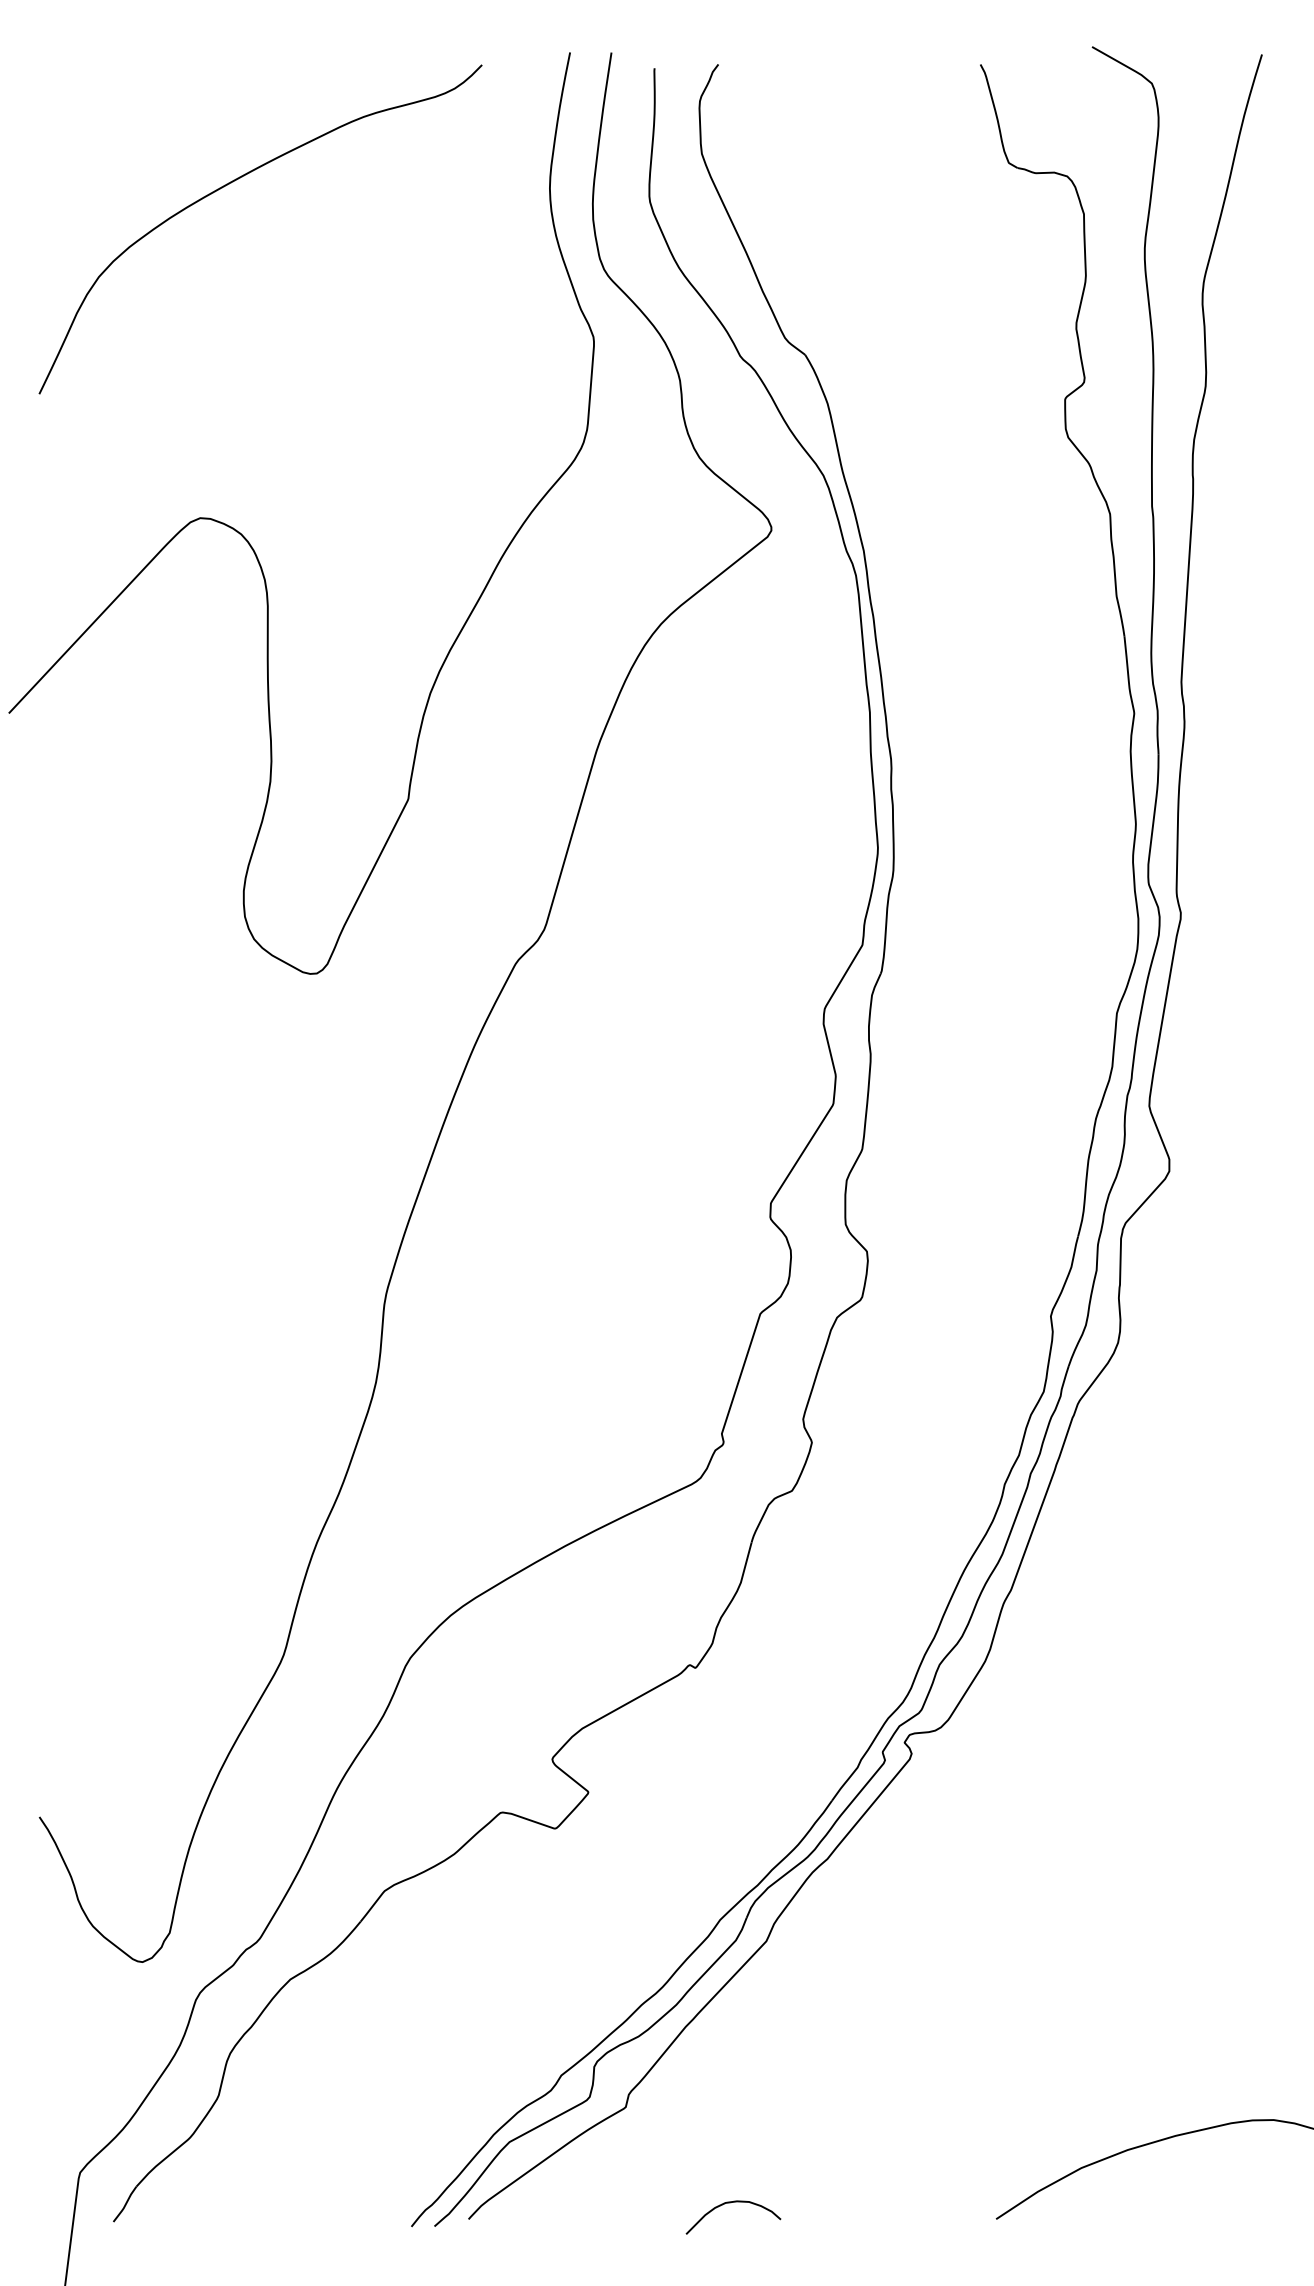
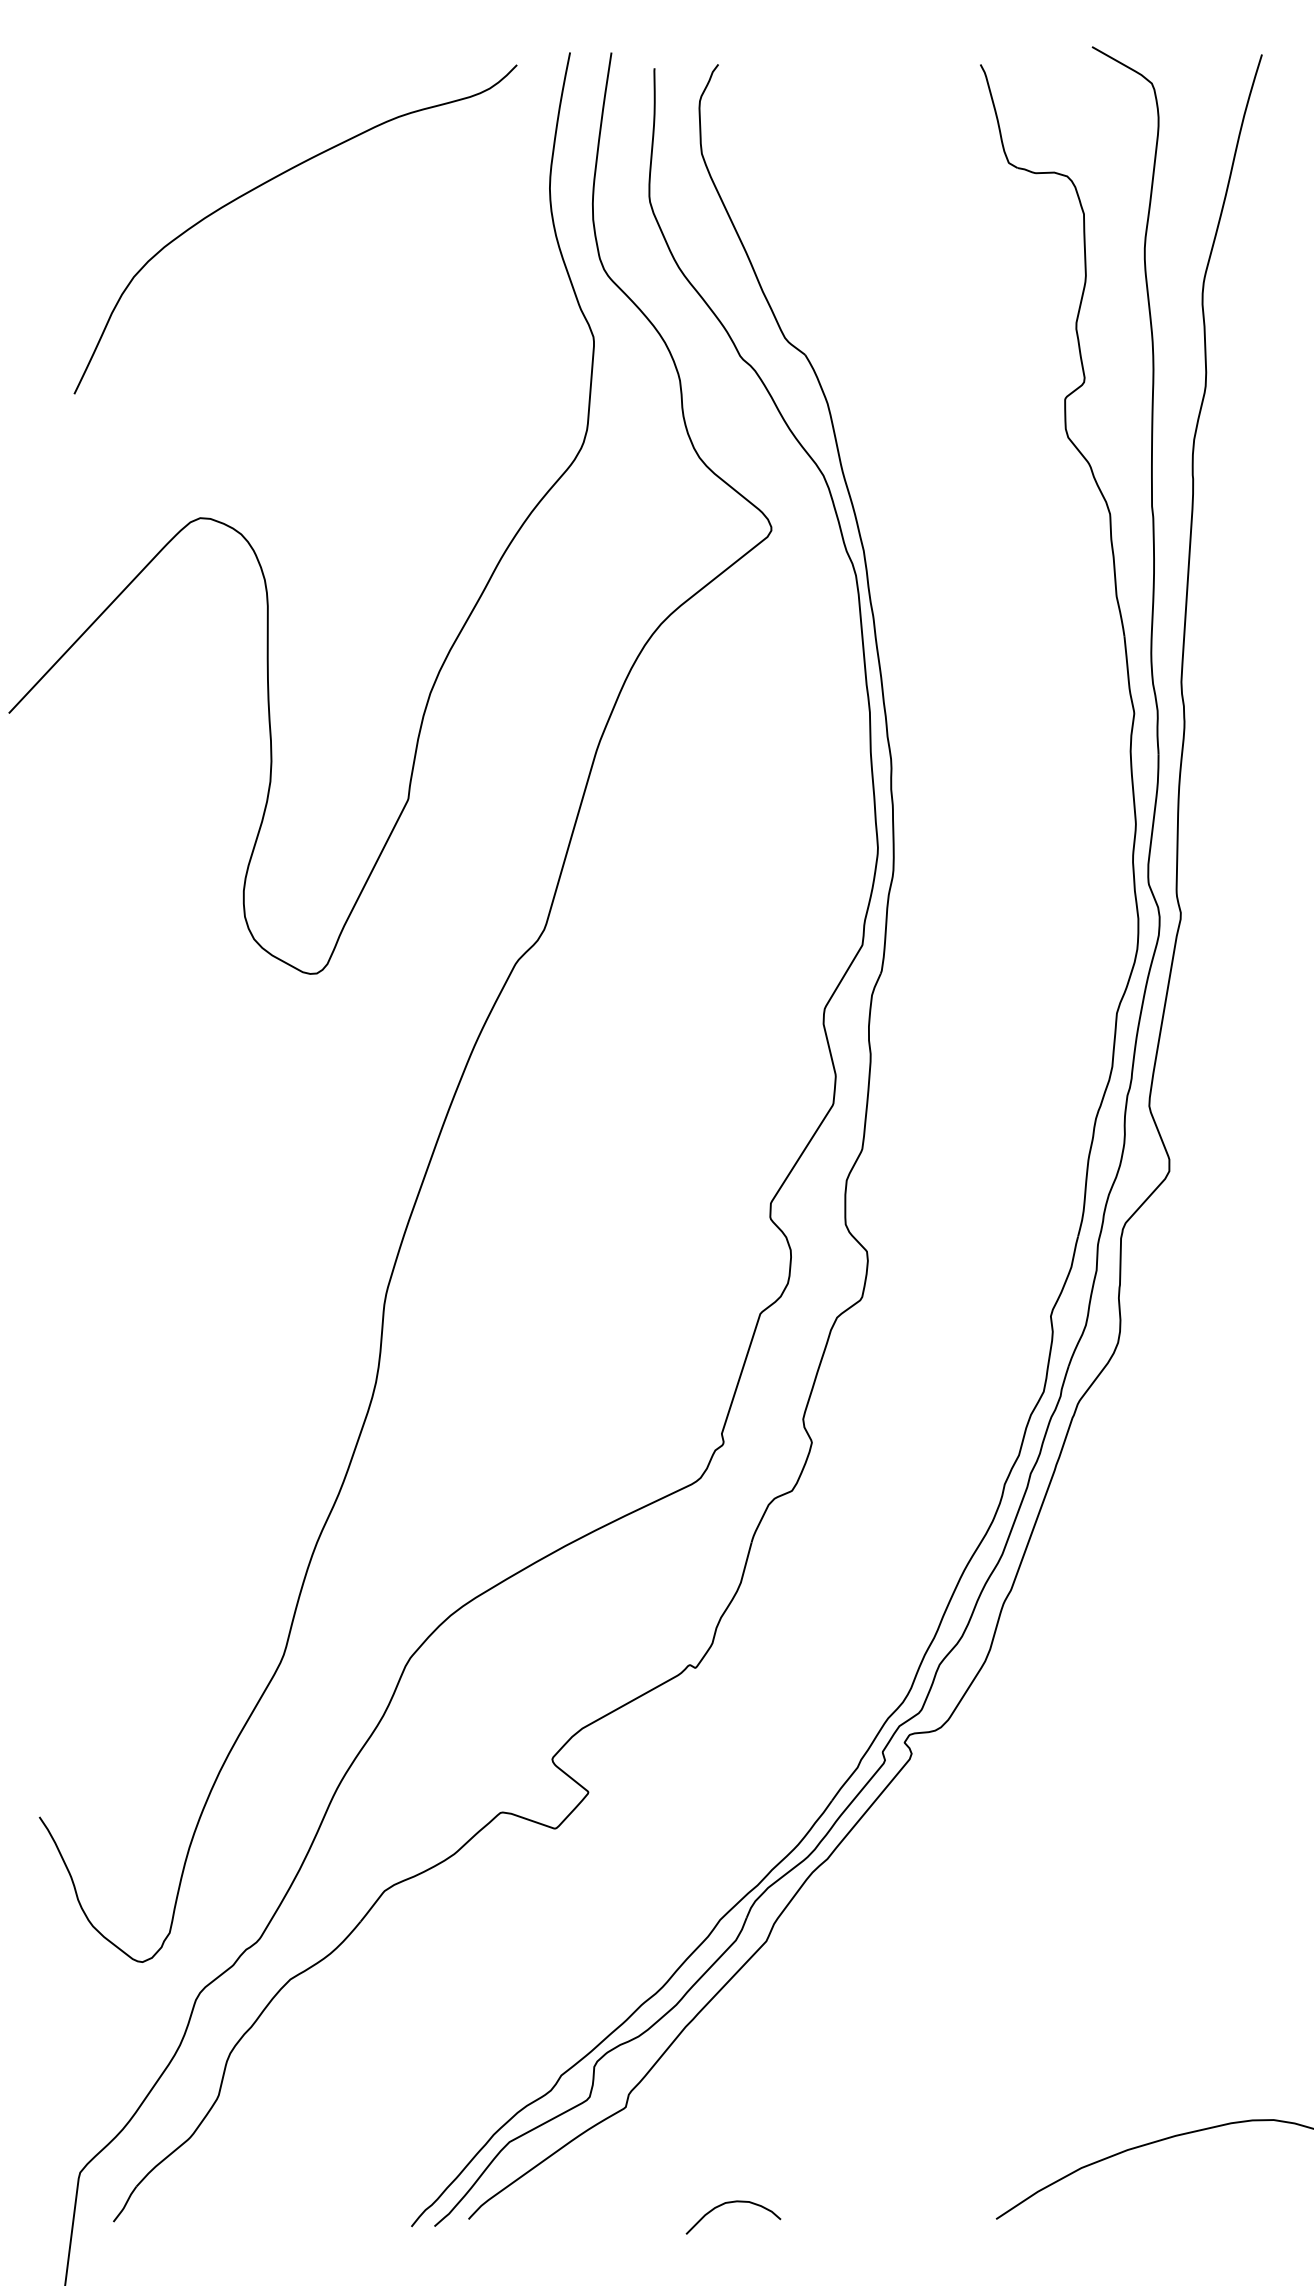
curve position: (233, 182) -> (268, 182) (268, 182)
